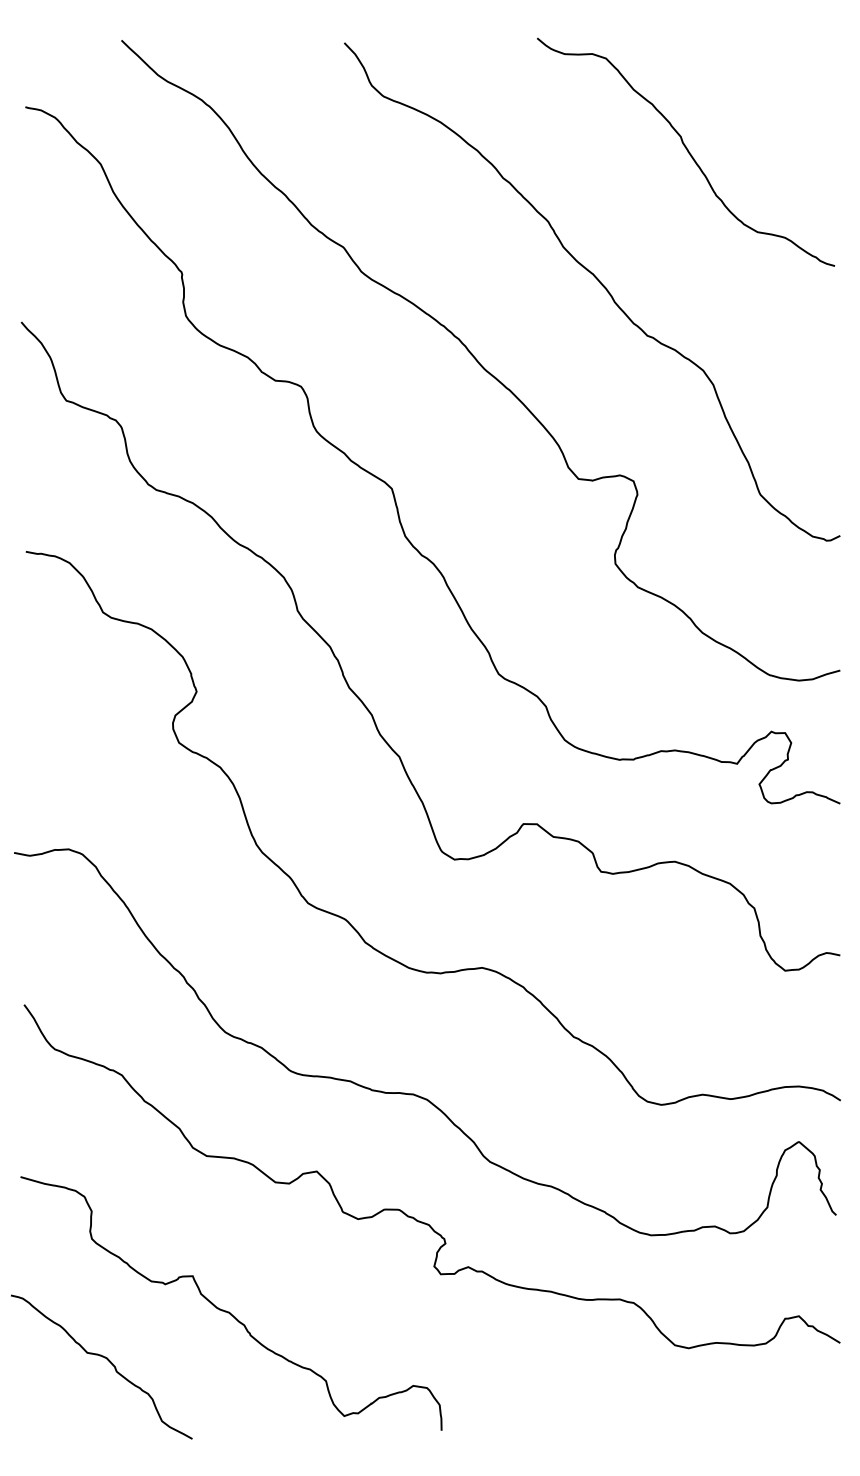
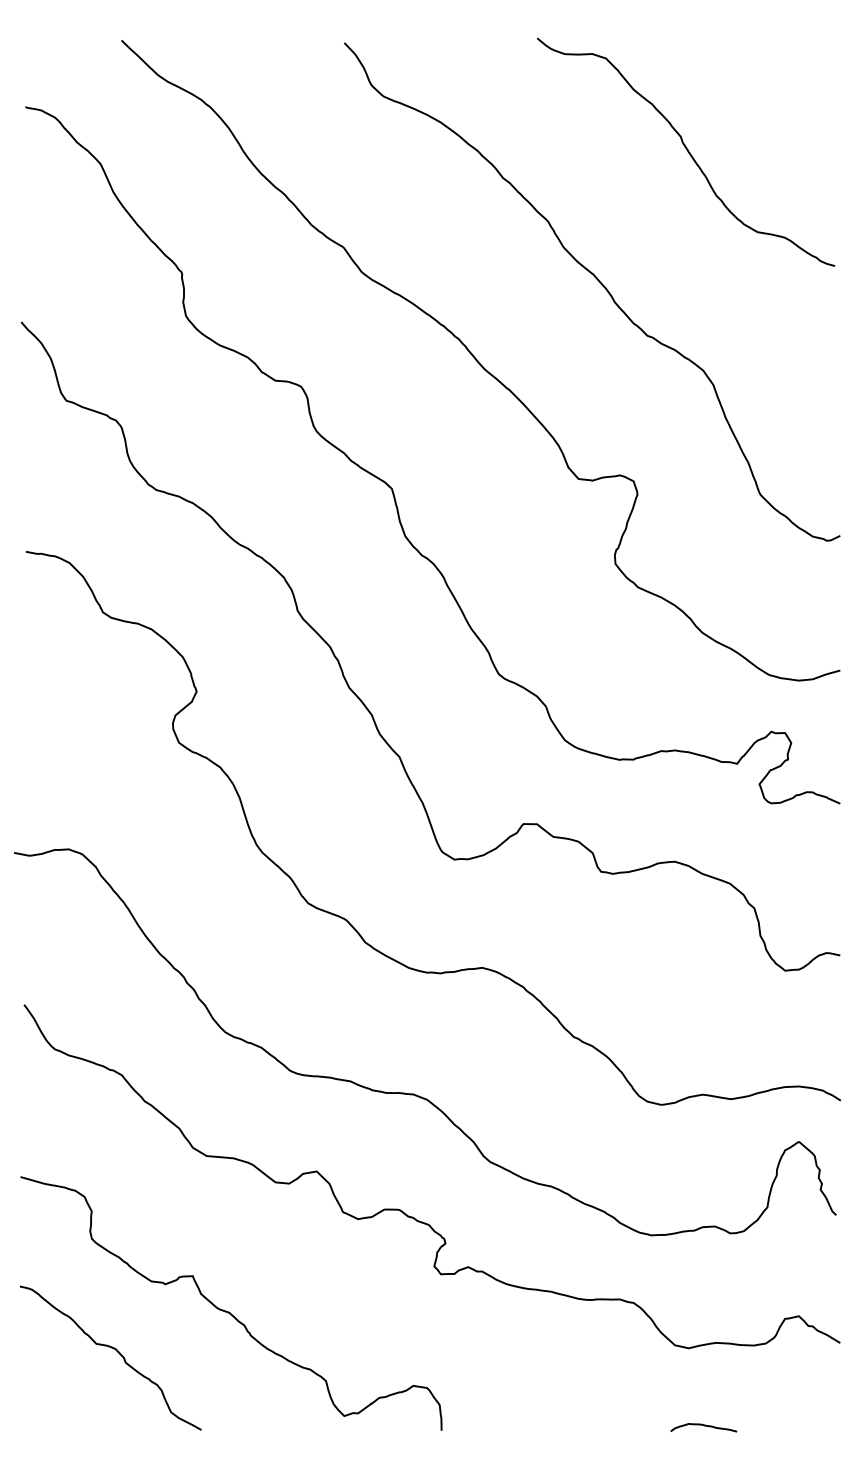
curve position: (107, 1360) -> (116, 1351) (116, 1351)
curve: none -> present (704, 1426)
